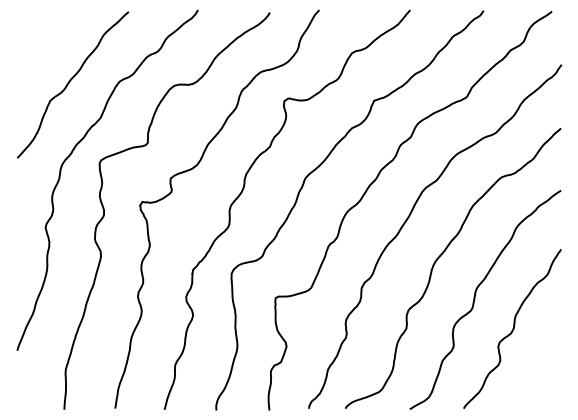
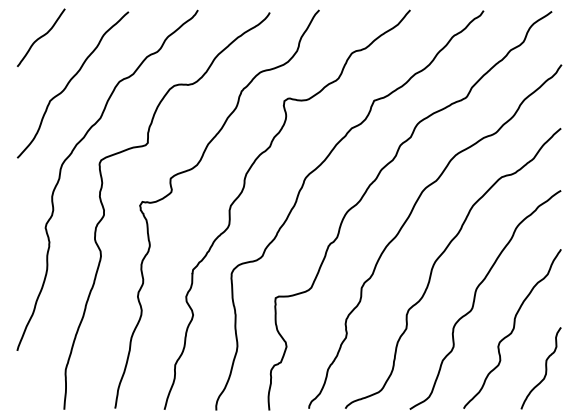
curve: none -> present (40, 37)
curve: none -> present (545, 368)
